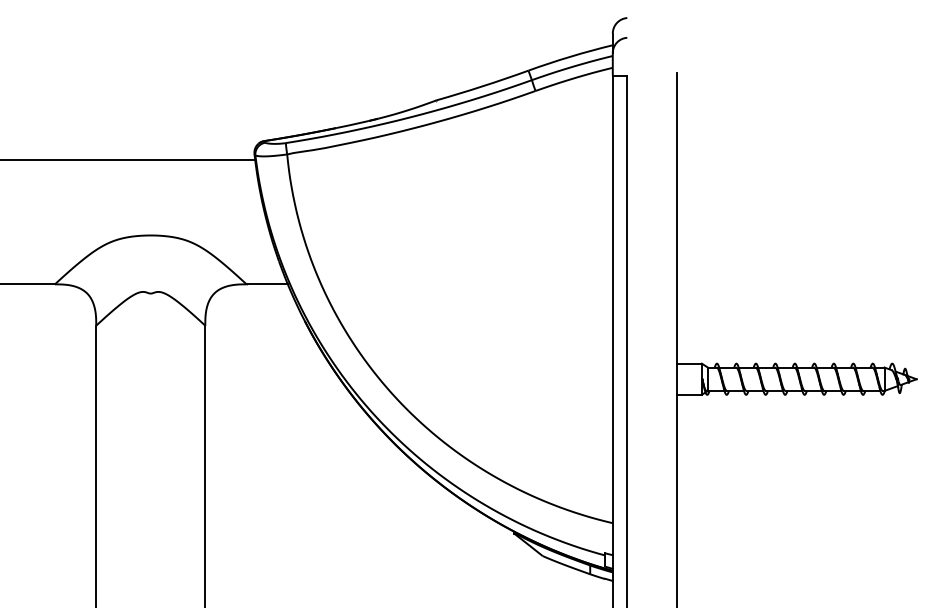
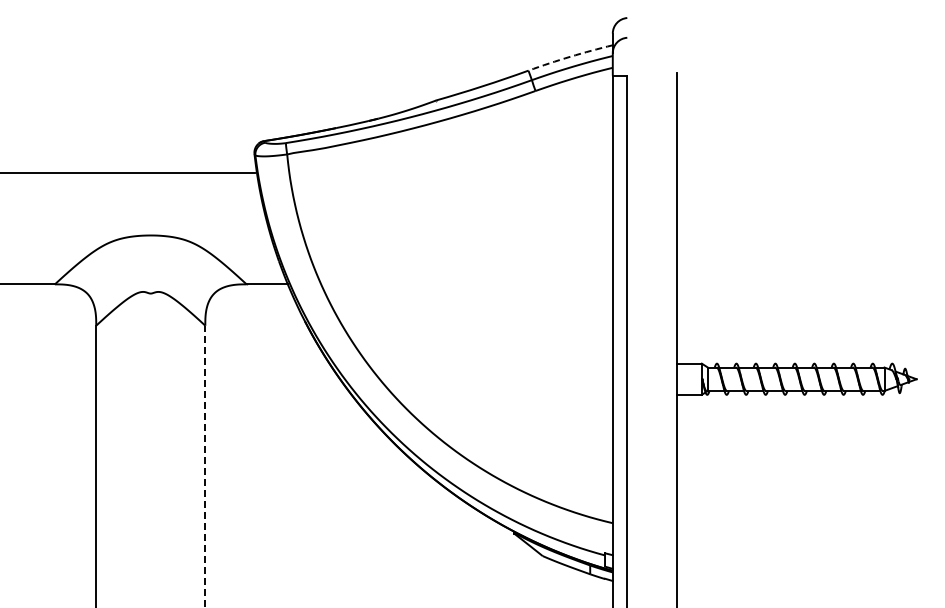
arc: solid -> dashed (570, 56)
line position: (128, 159) -> (128, 172) (128, 172)
line: solid -> dashed (205, 466)
